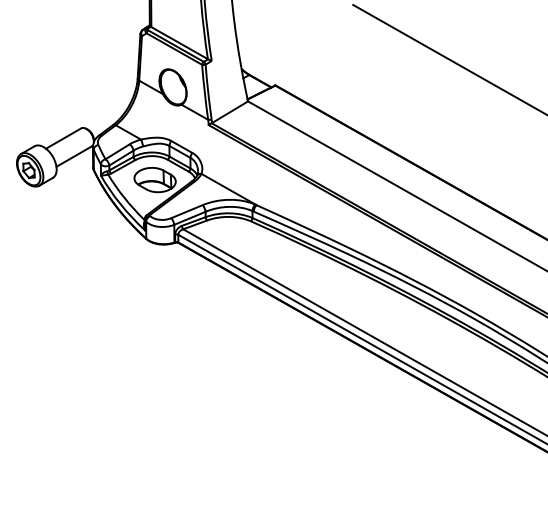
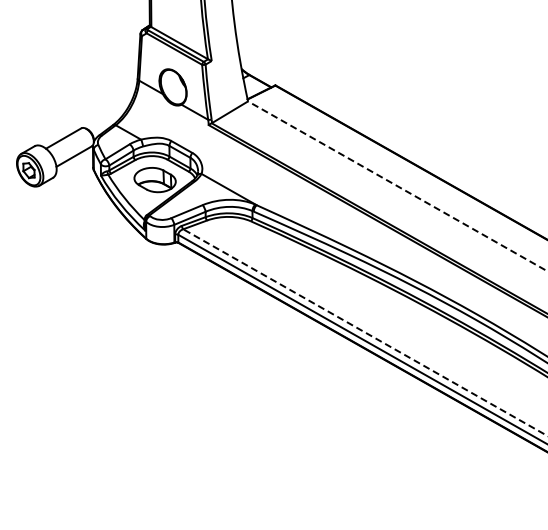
line: present -> none (448, 58)
line: solid -> dashed (397, 186)
line: solid -> dashed (365, 332)
